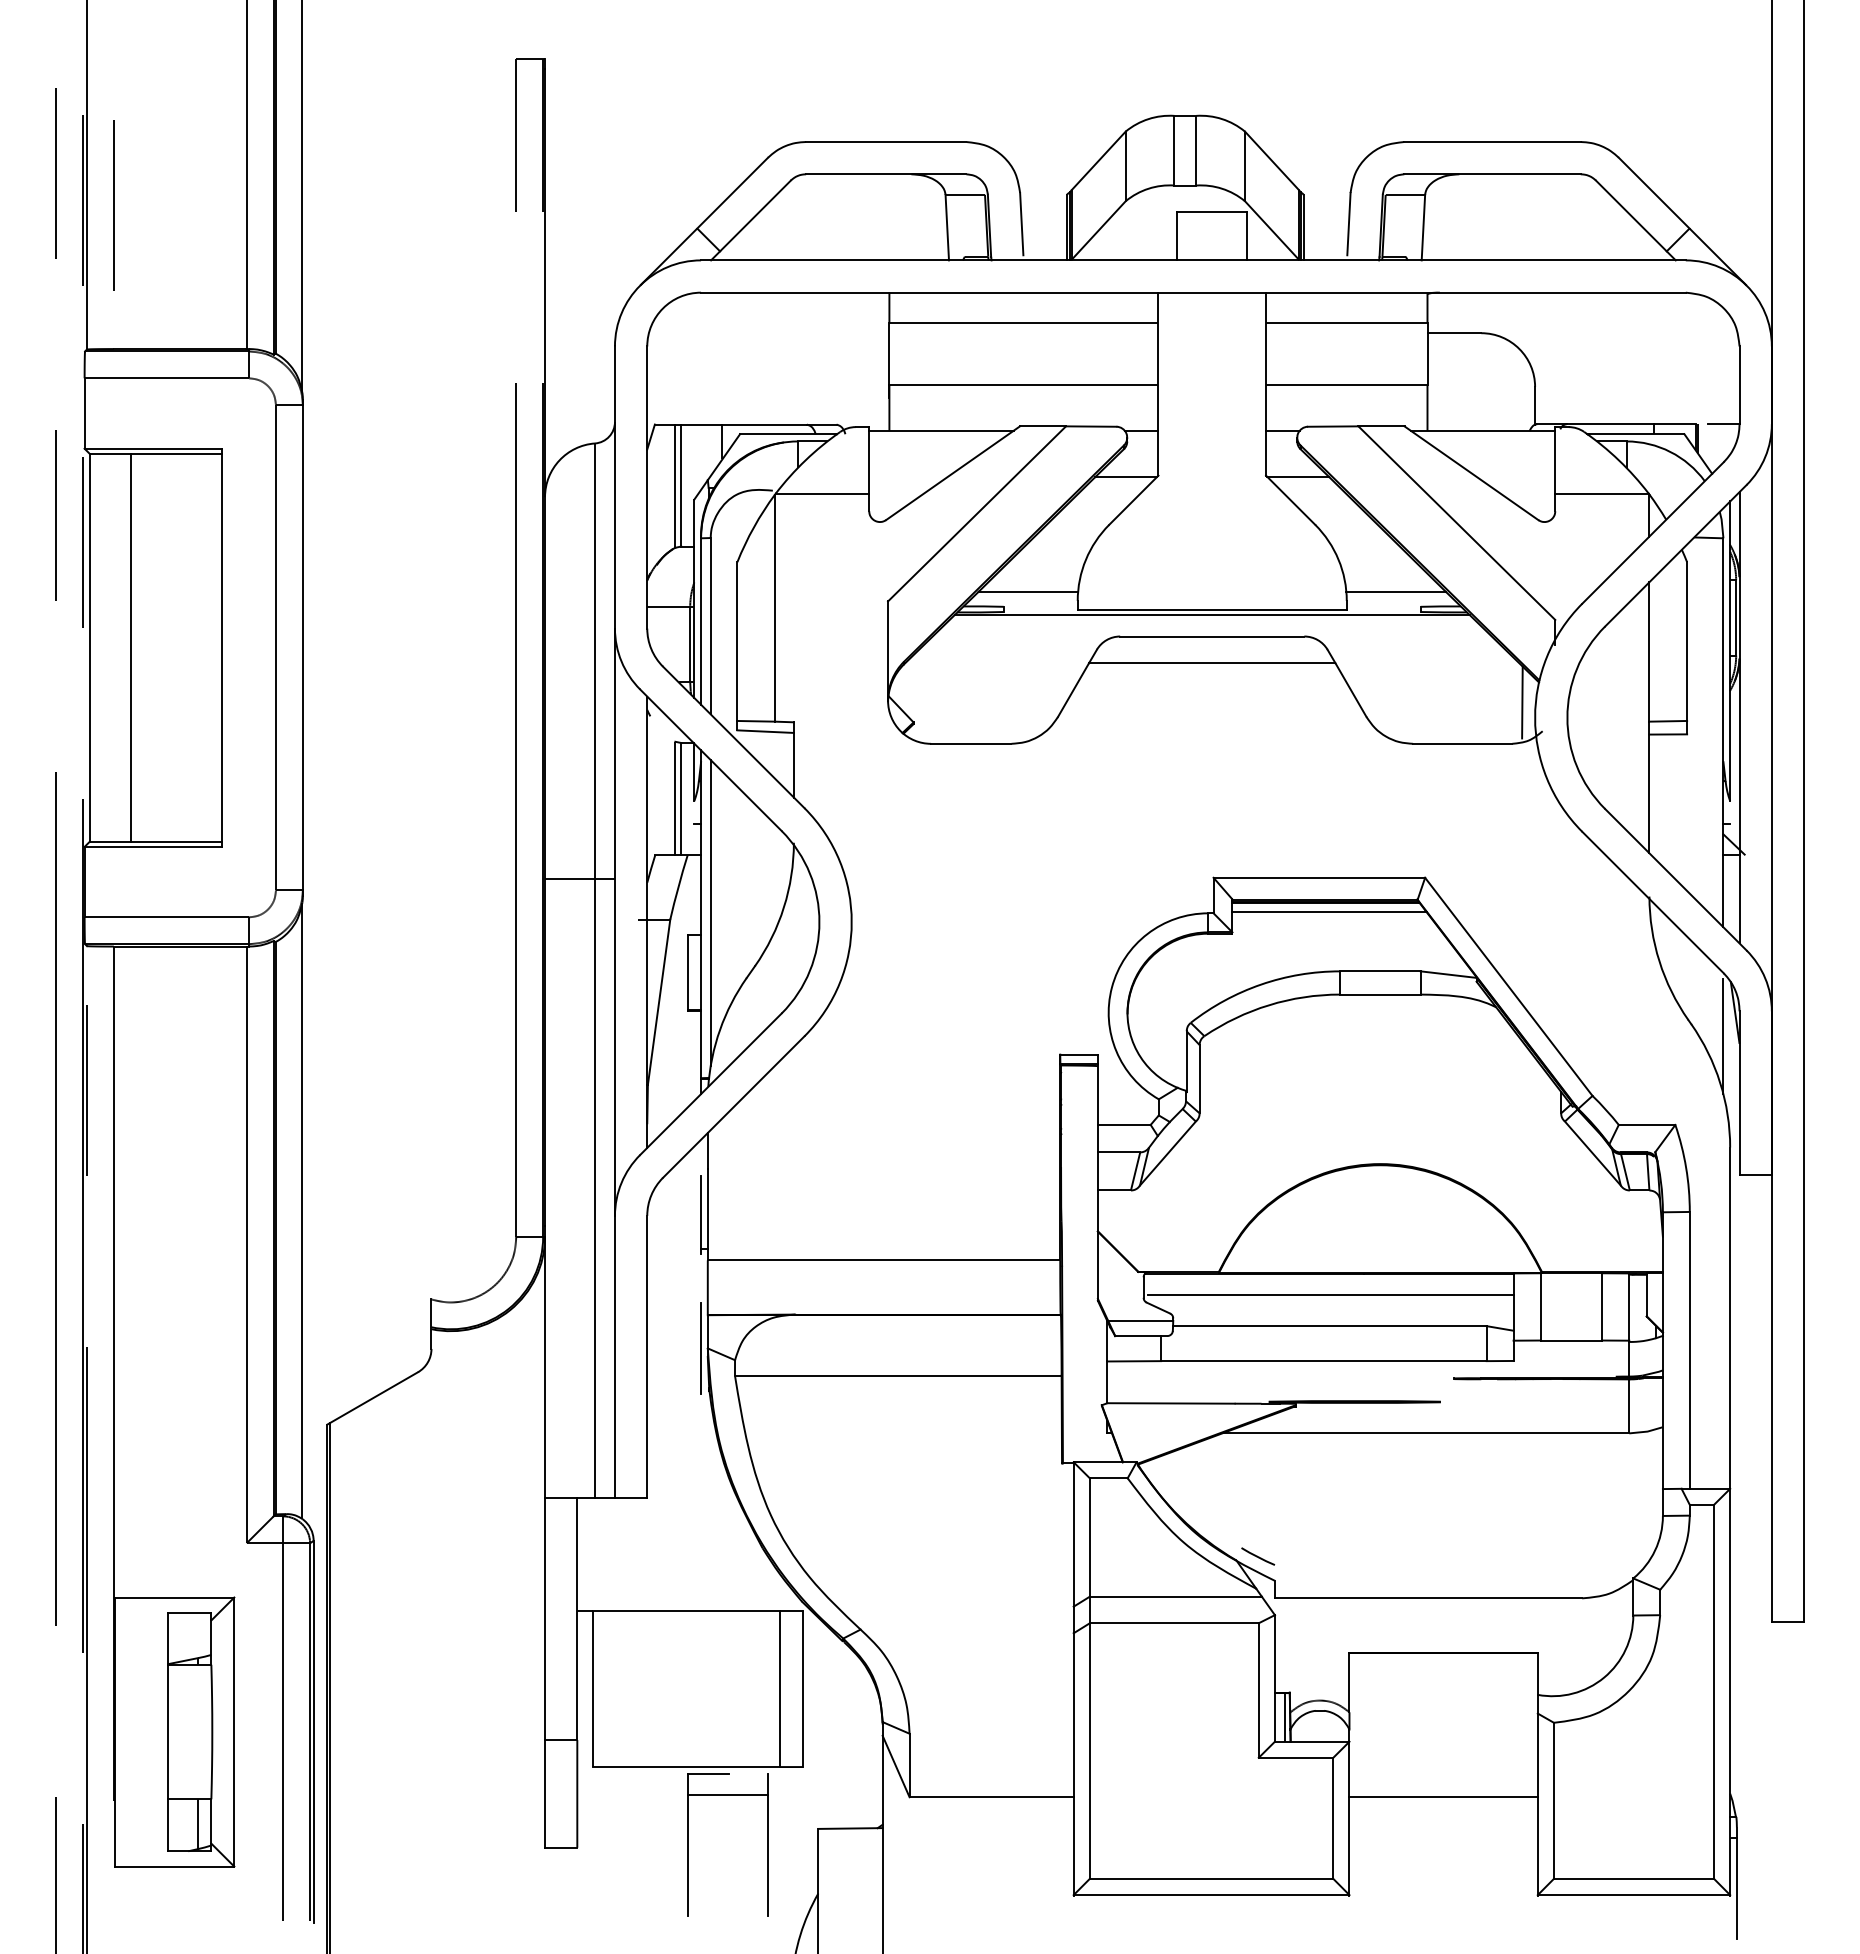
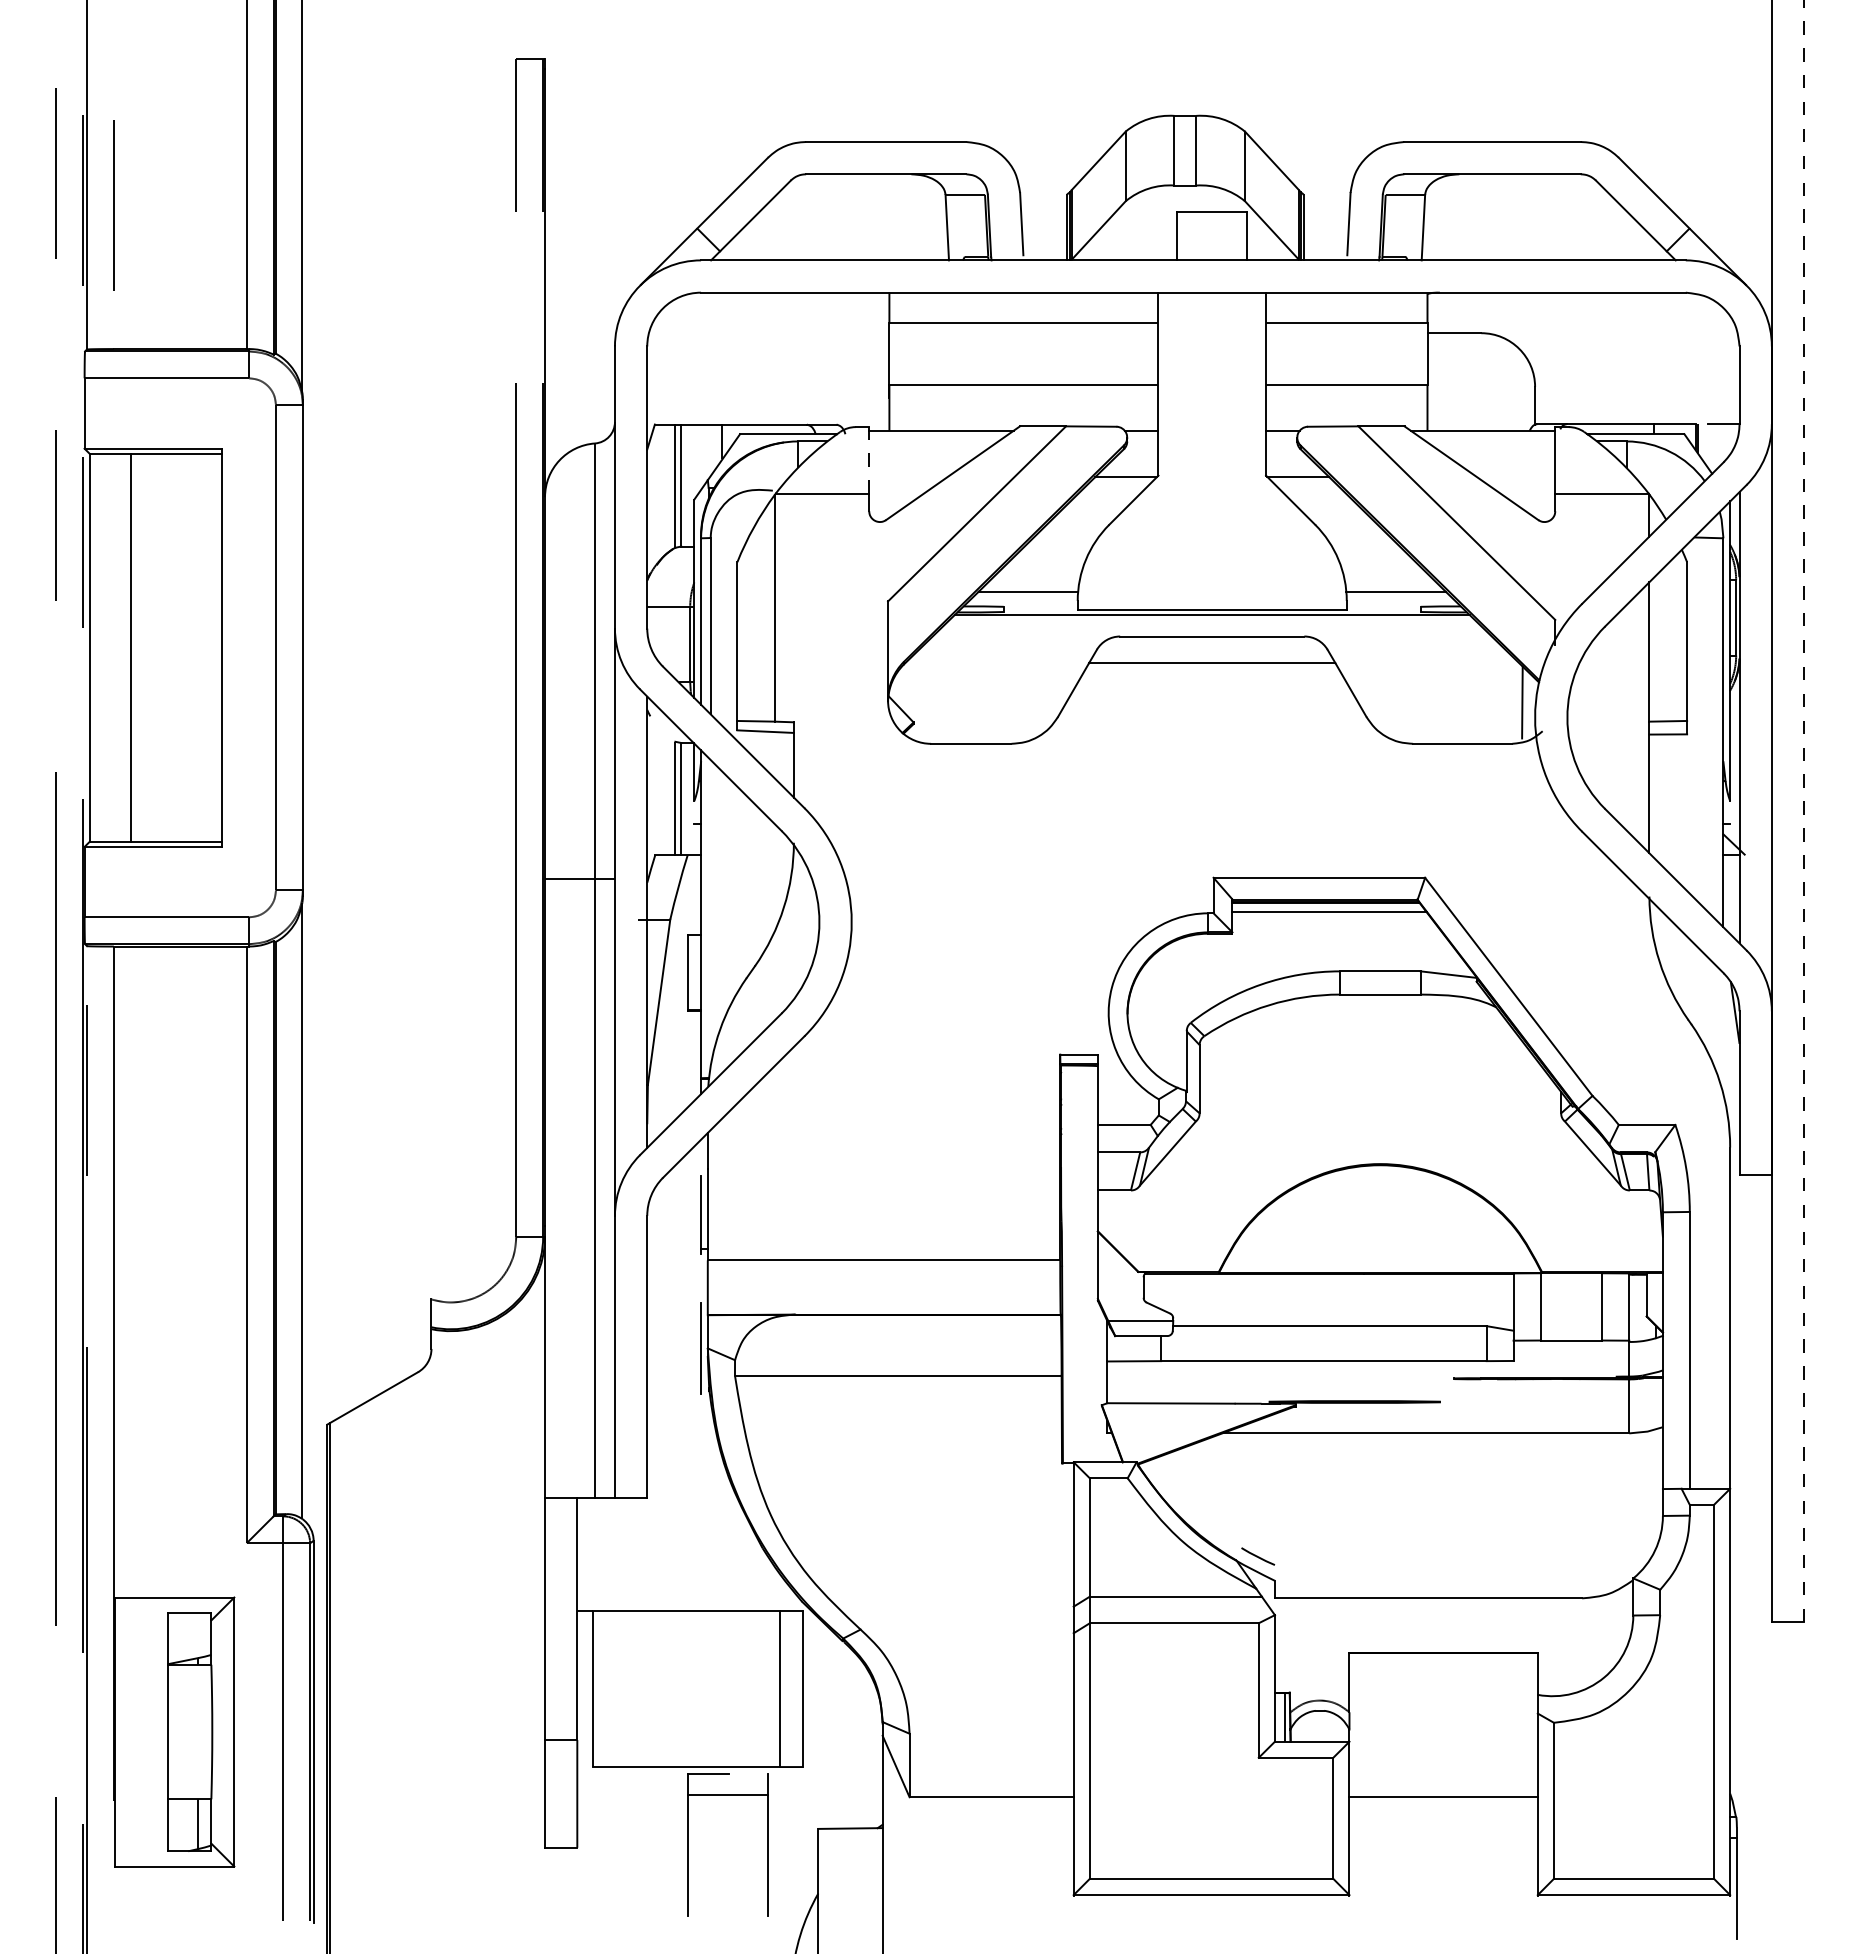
line: solid -> dashed (869, 459)
line: solid -> dashed (1804, 811)
line: present -> none (710, 913)
line: present -> none (1723, 1036)
line: present -> none (1330, 1295)
